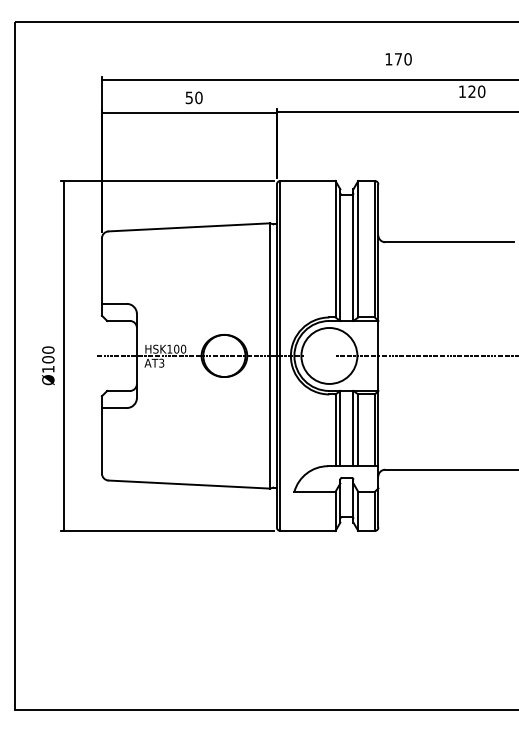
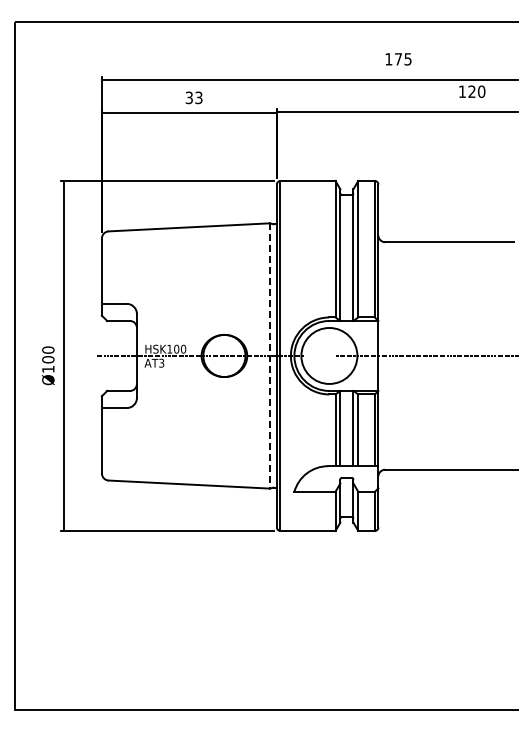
text: 170 -> 175 (407, 59)
text: 50 -> 33 (194, 97)
line: solid -> dashed (269, 355)
